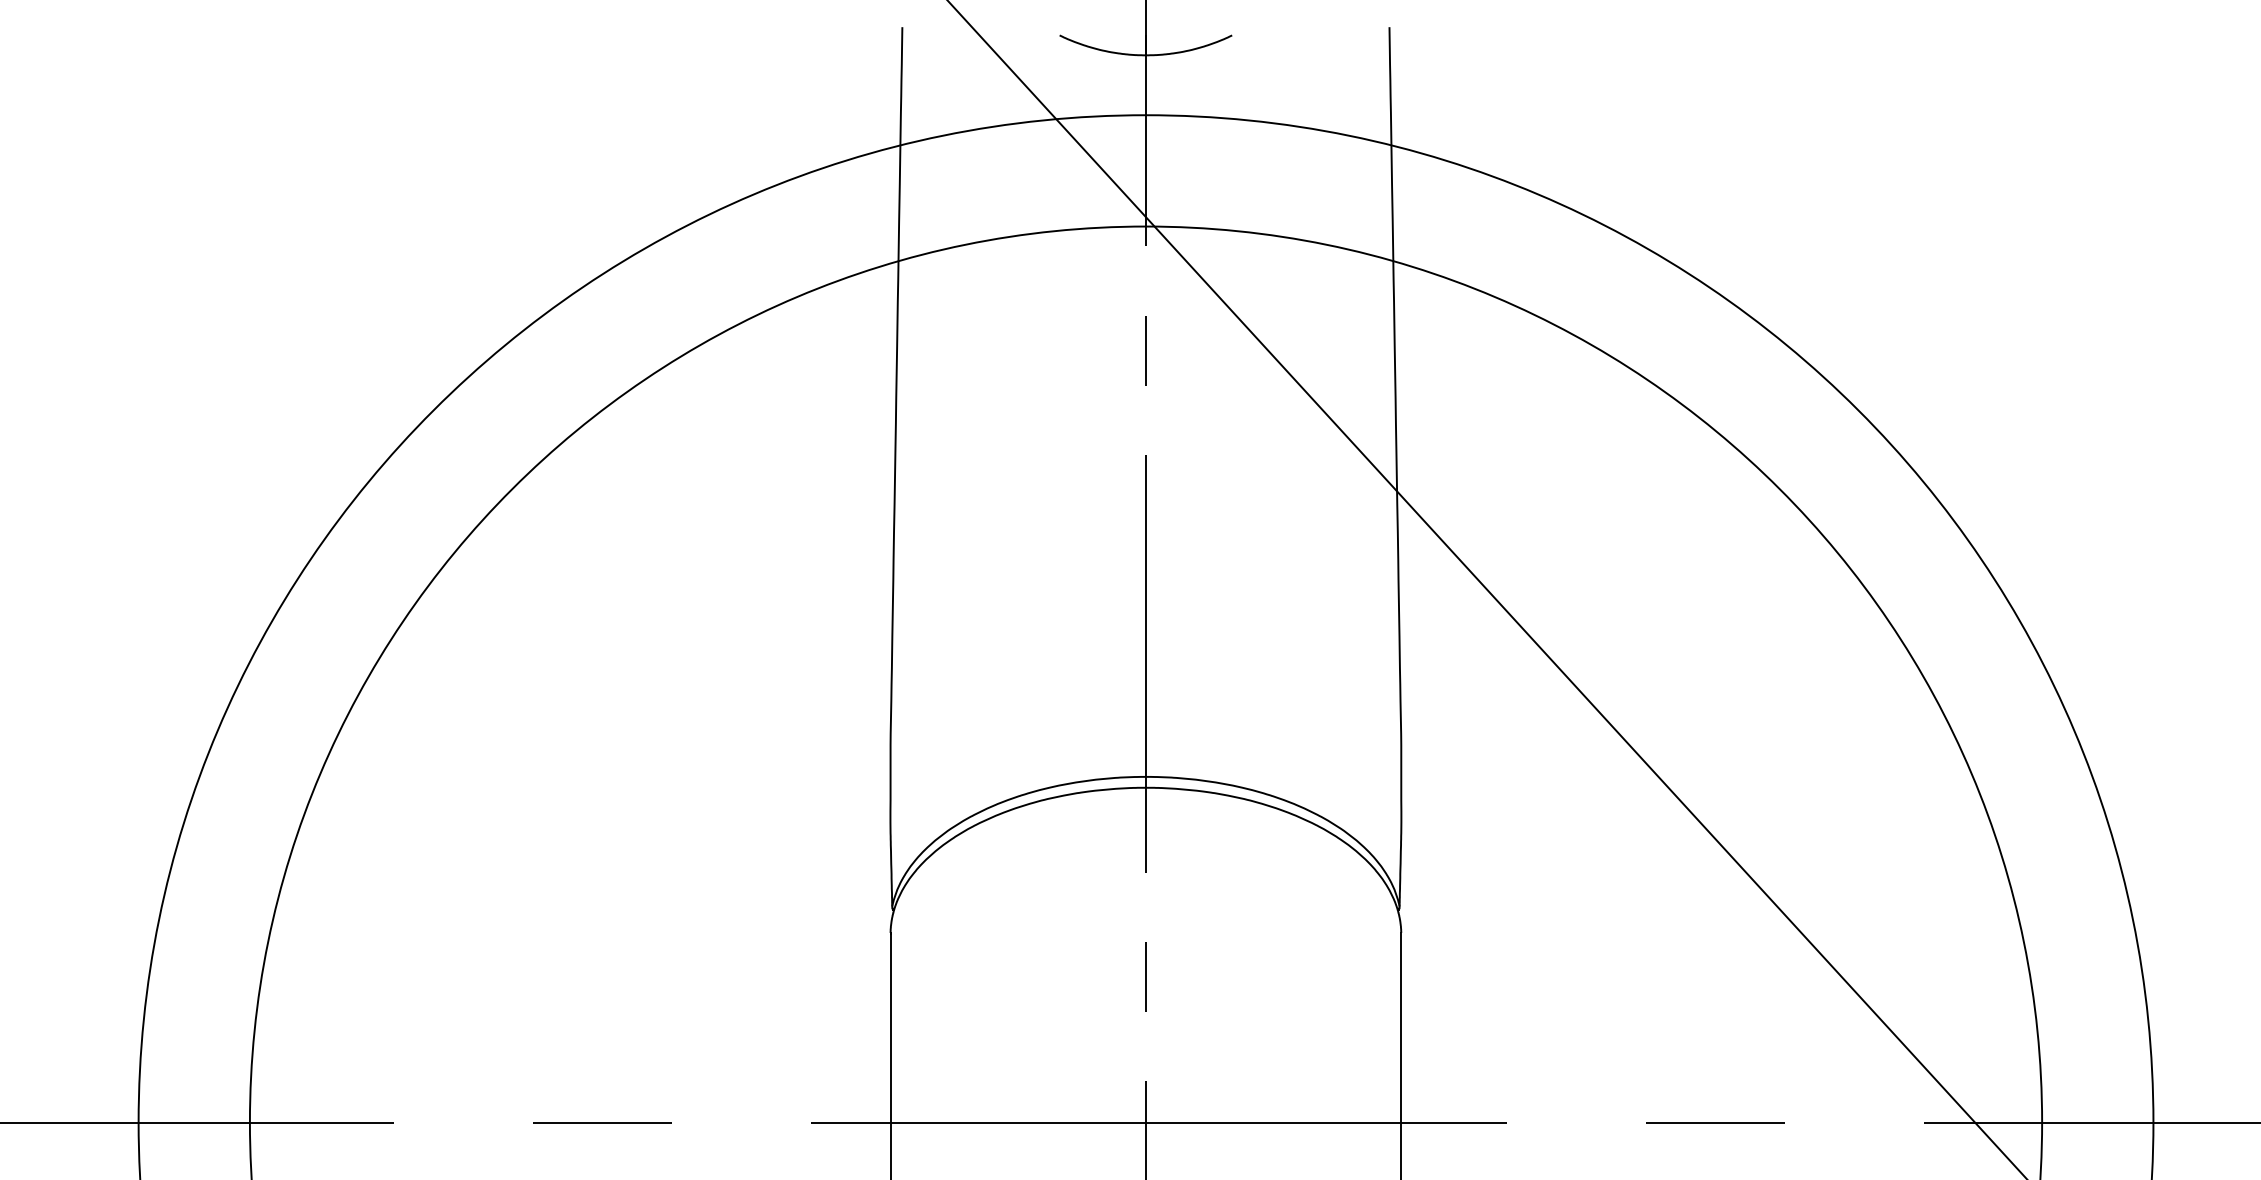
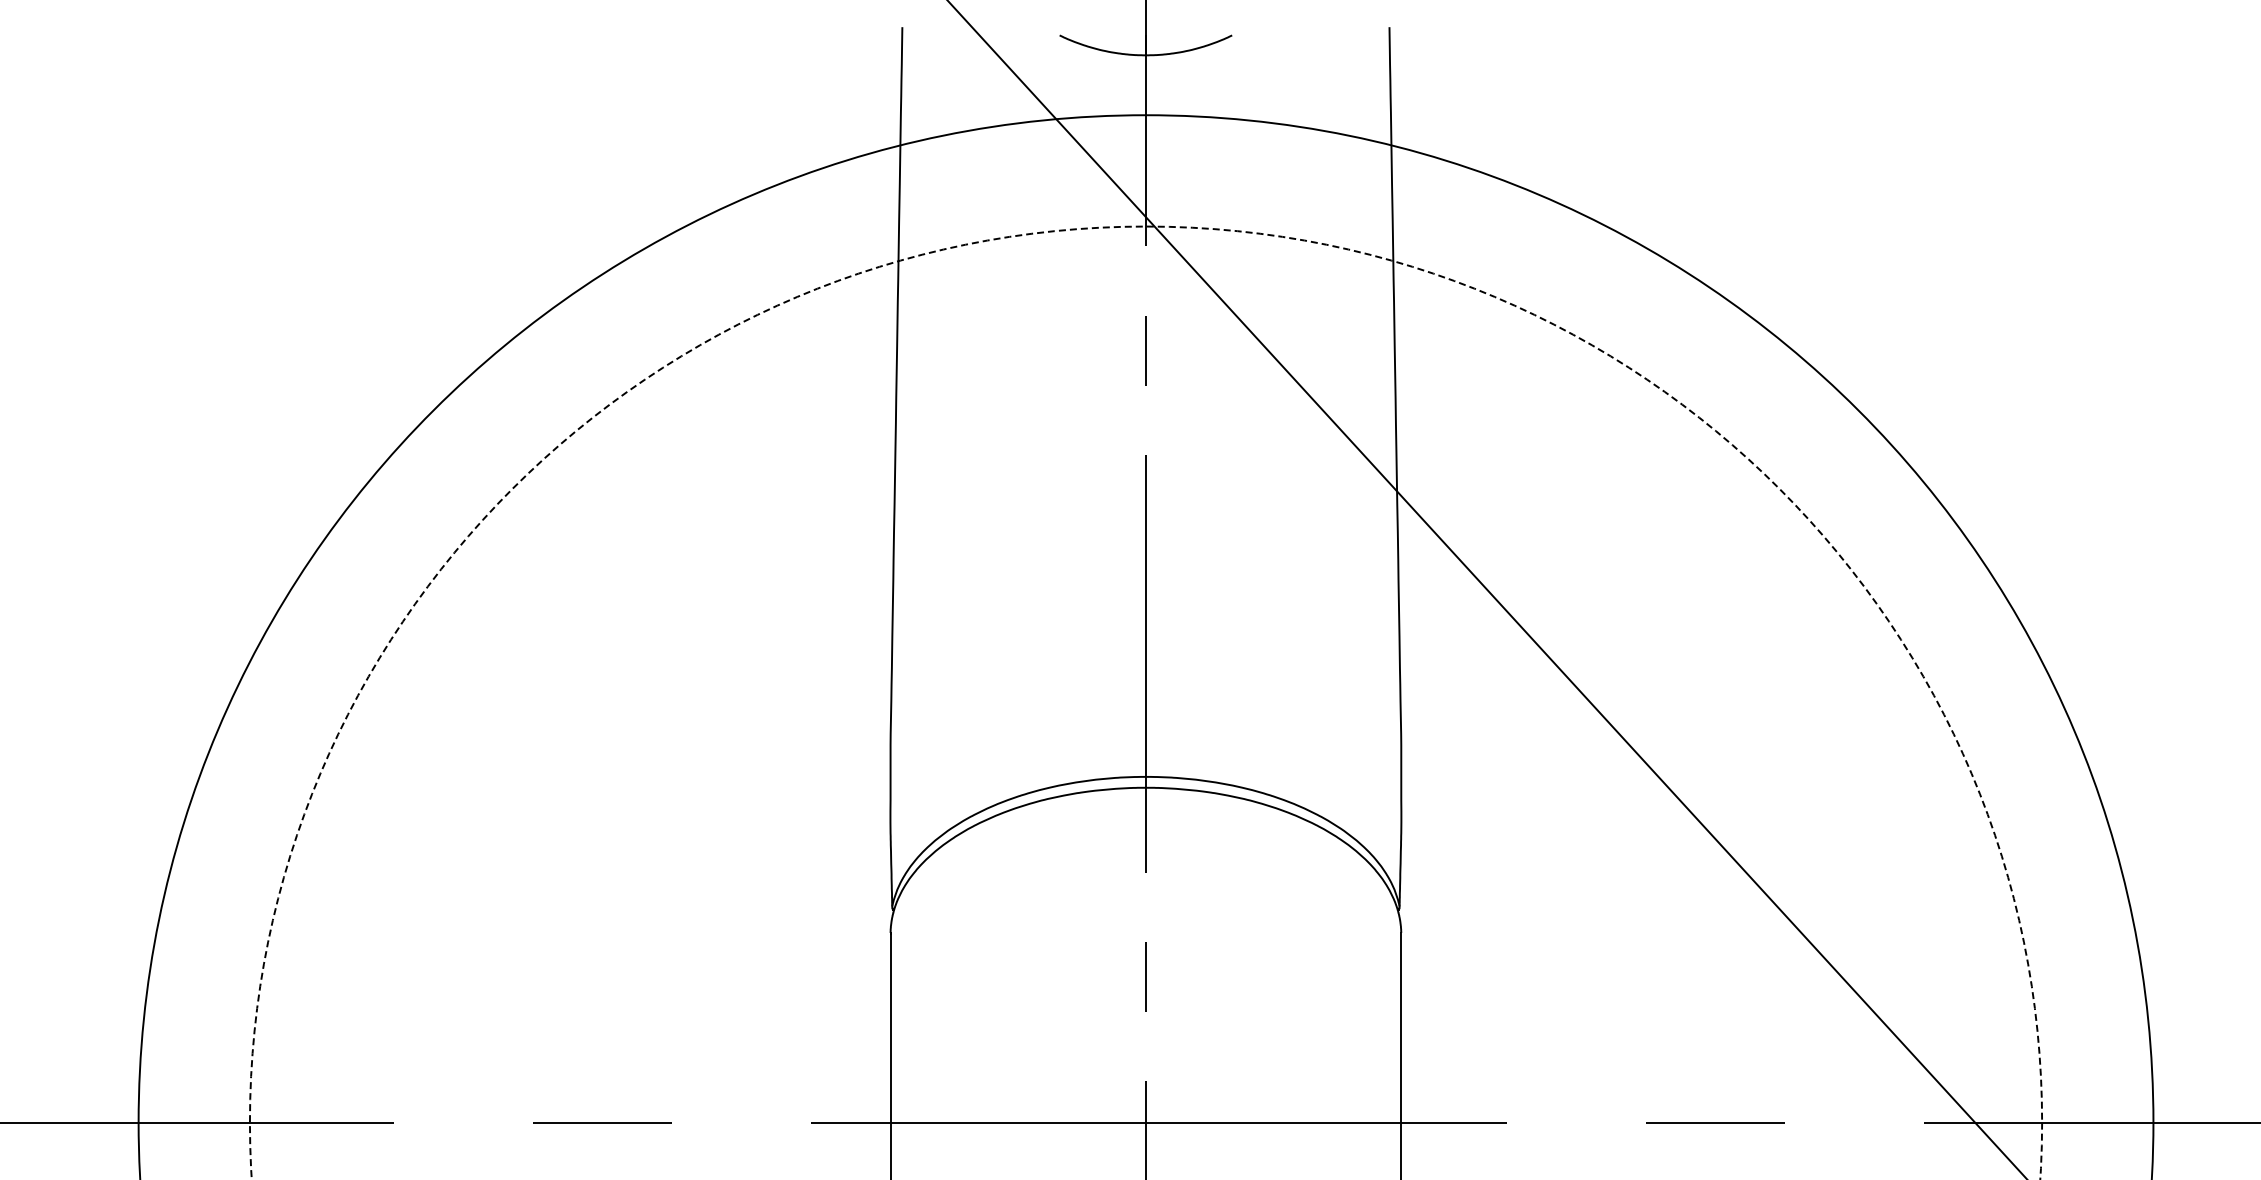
circle: solid -> dashed (1145, 702)
